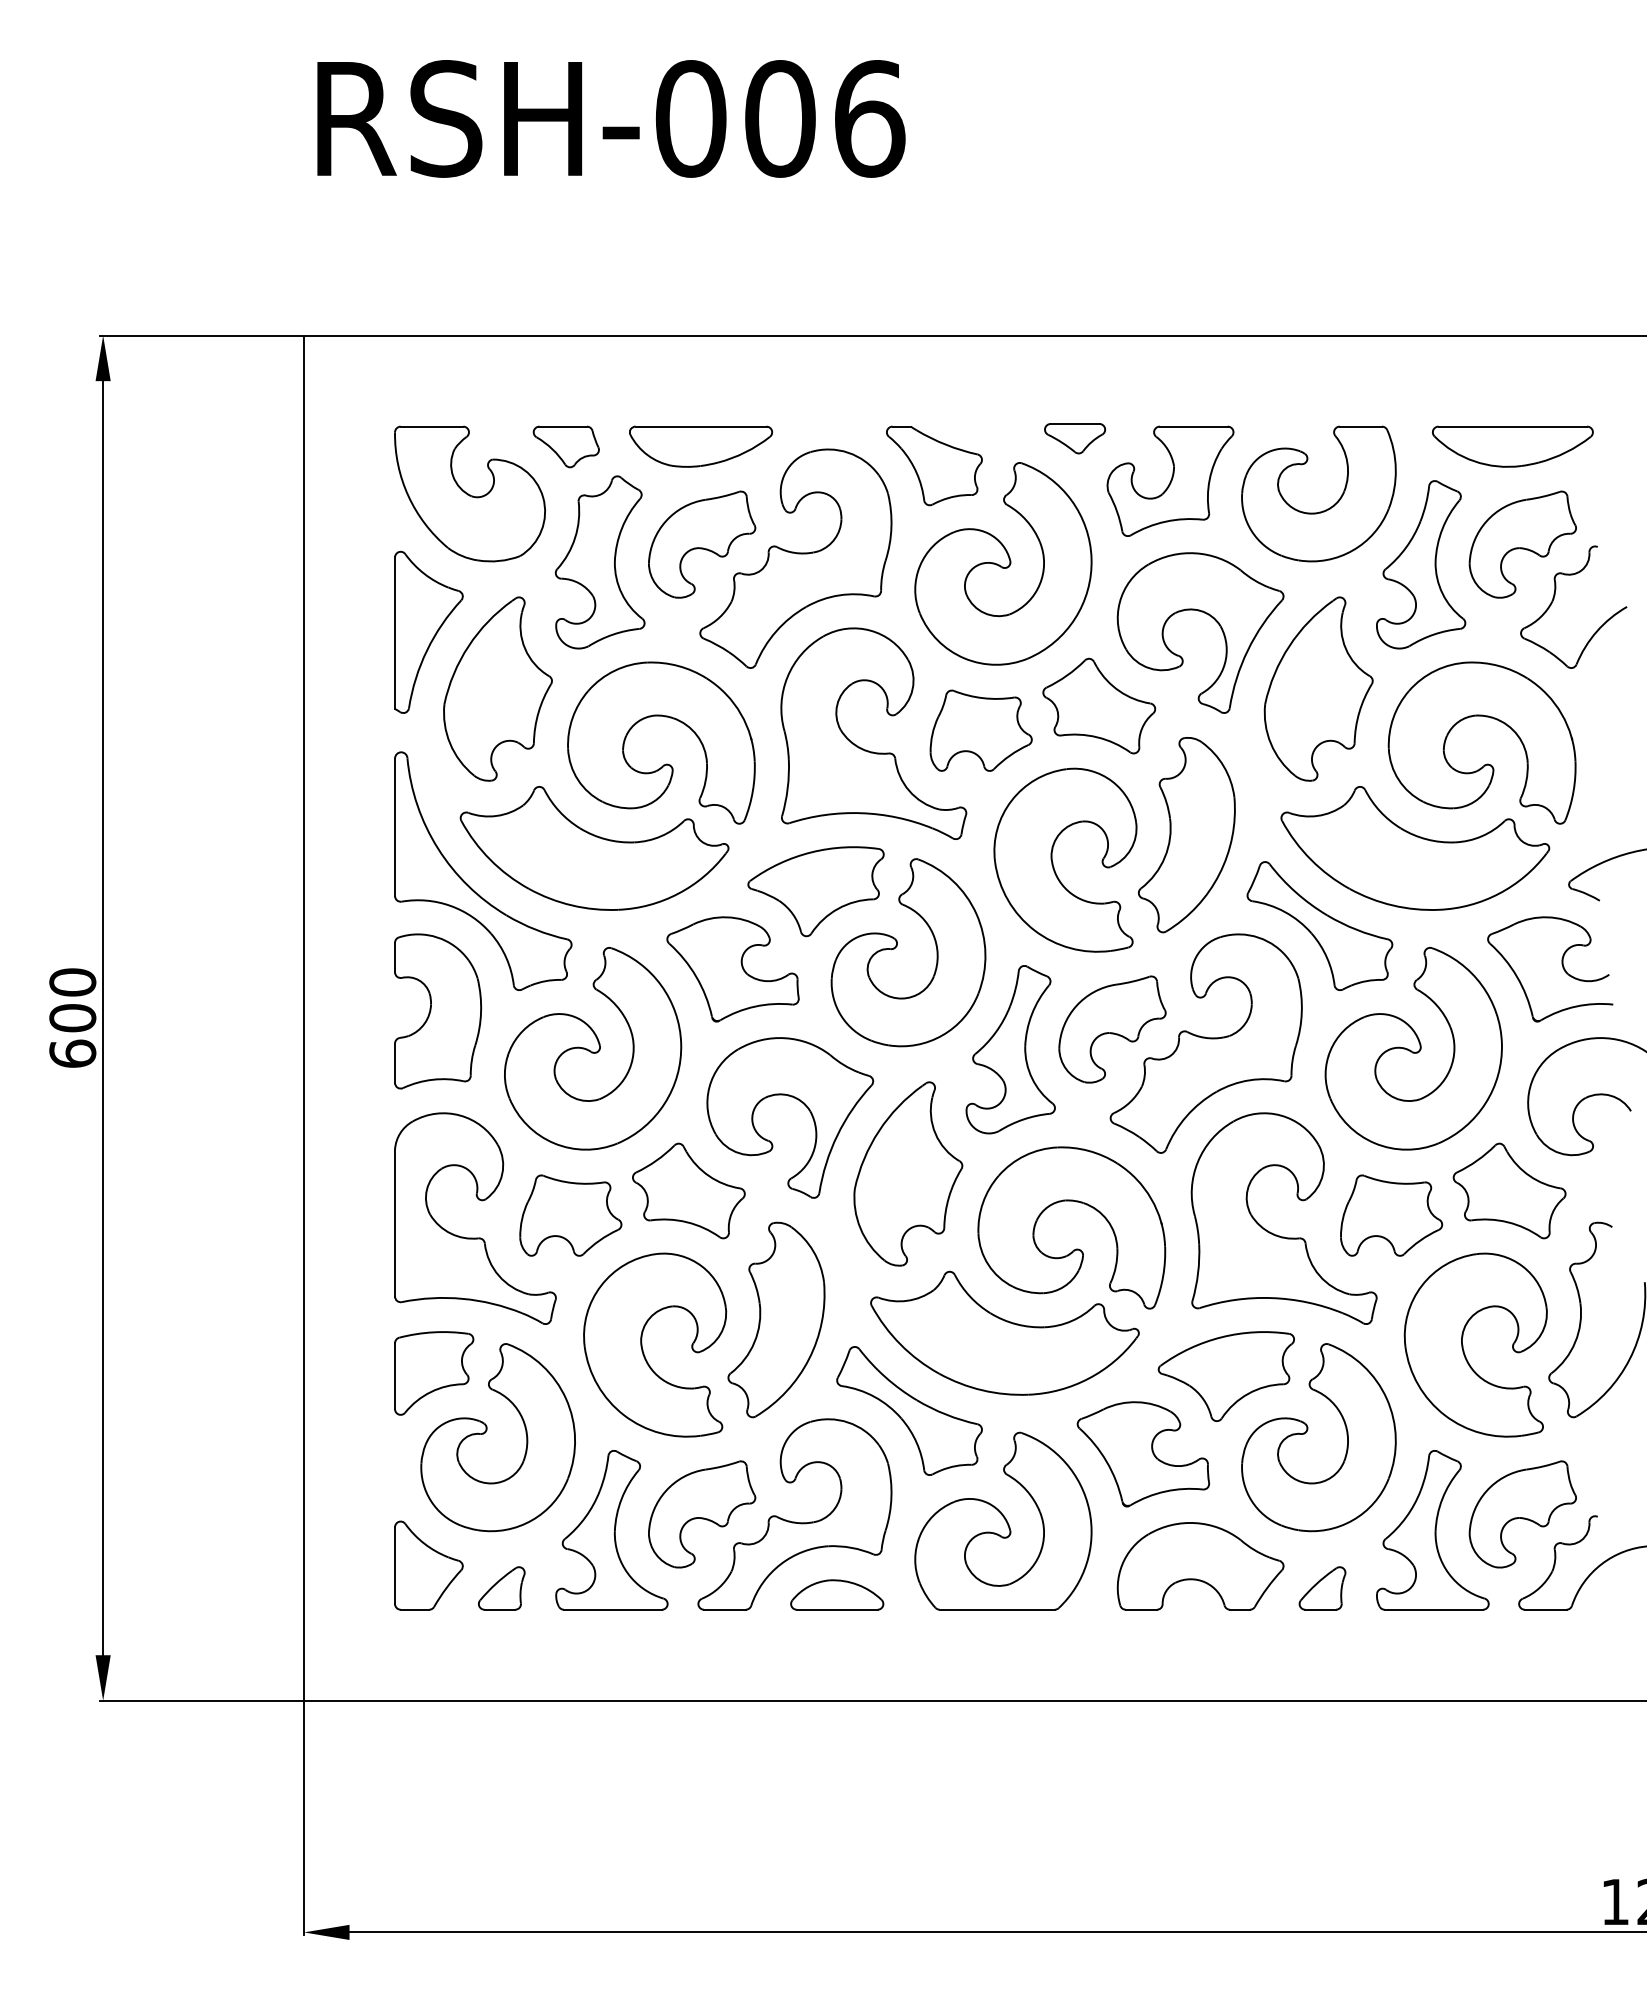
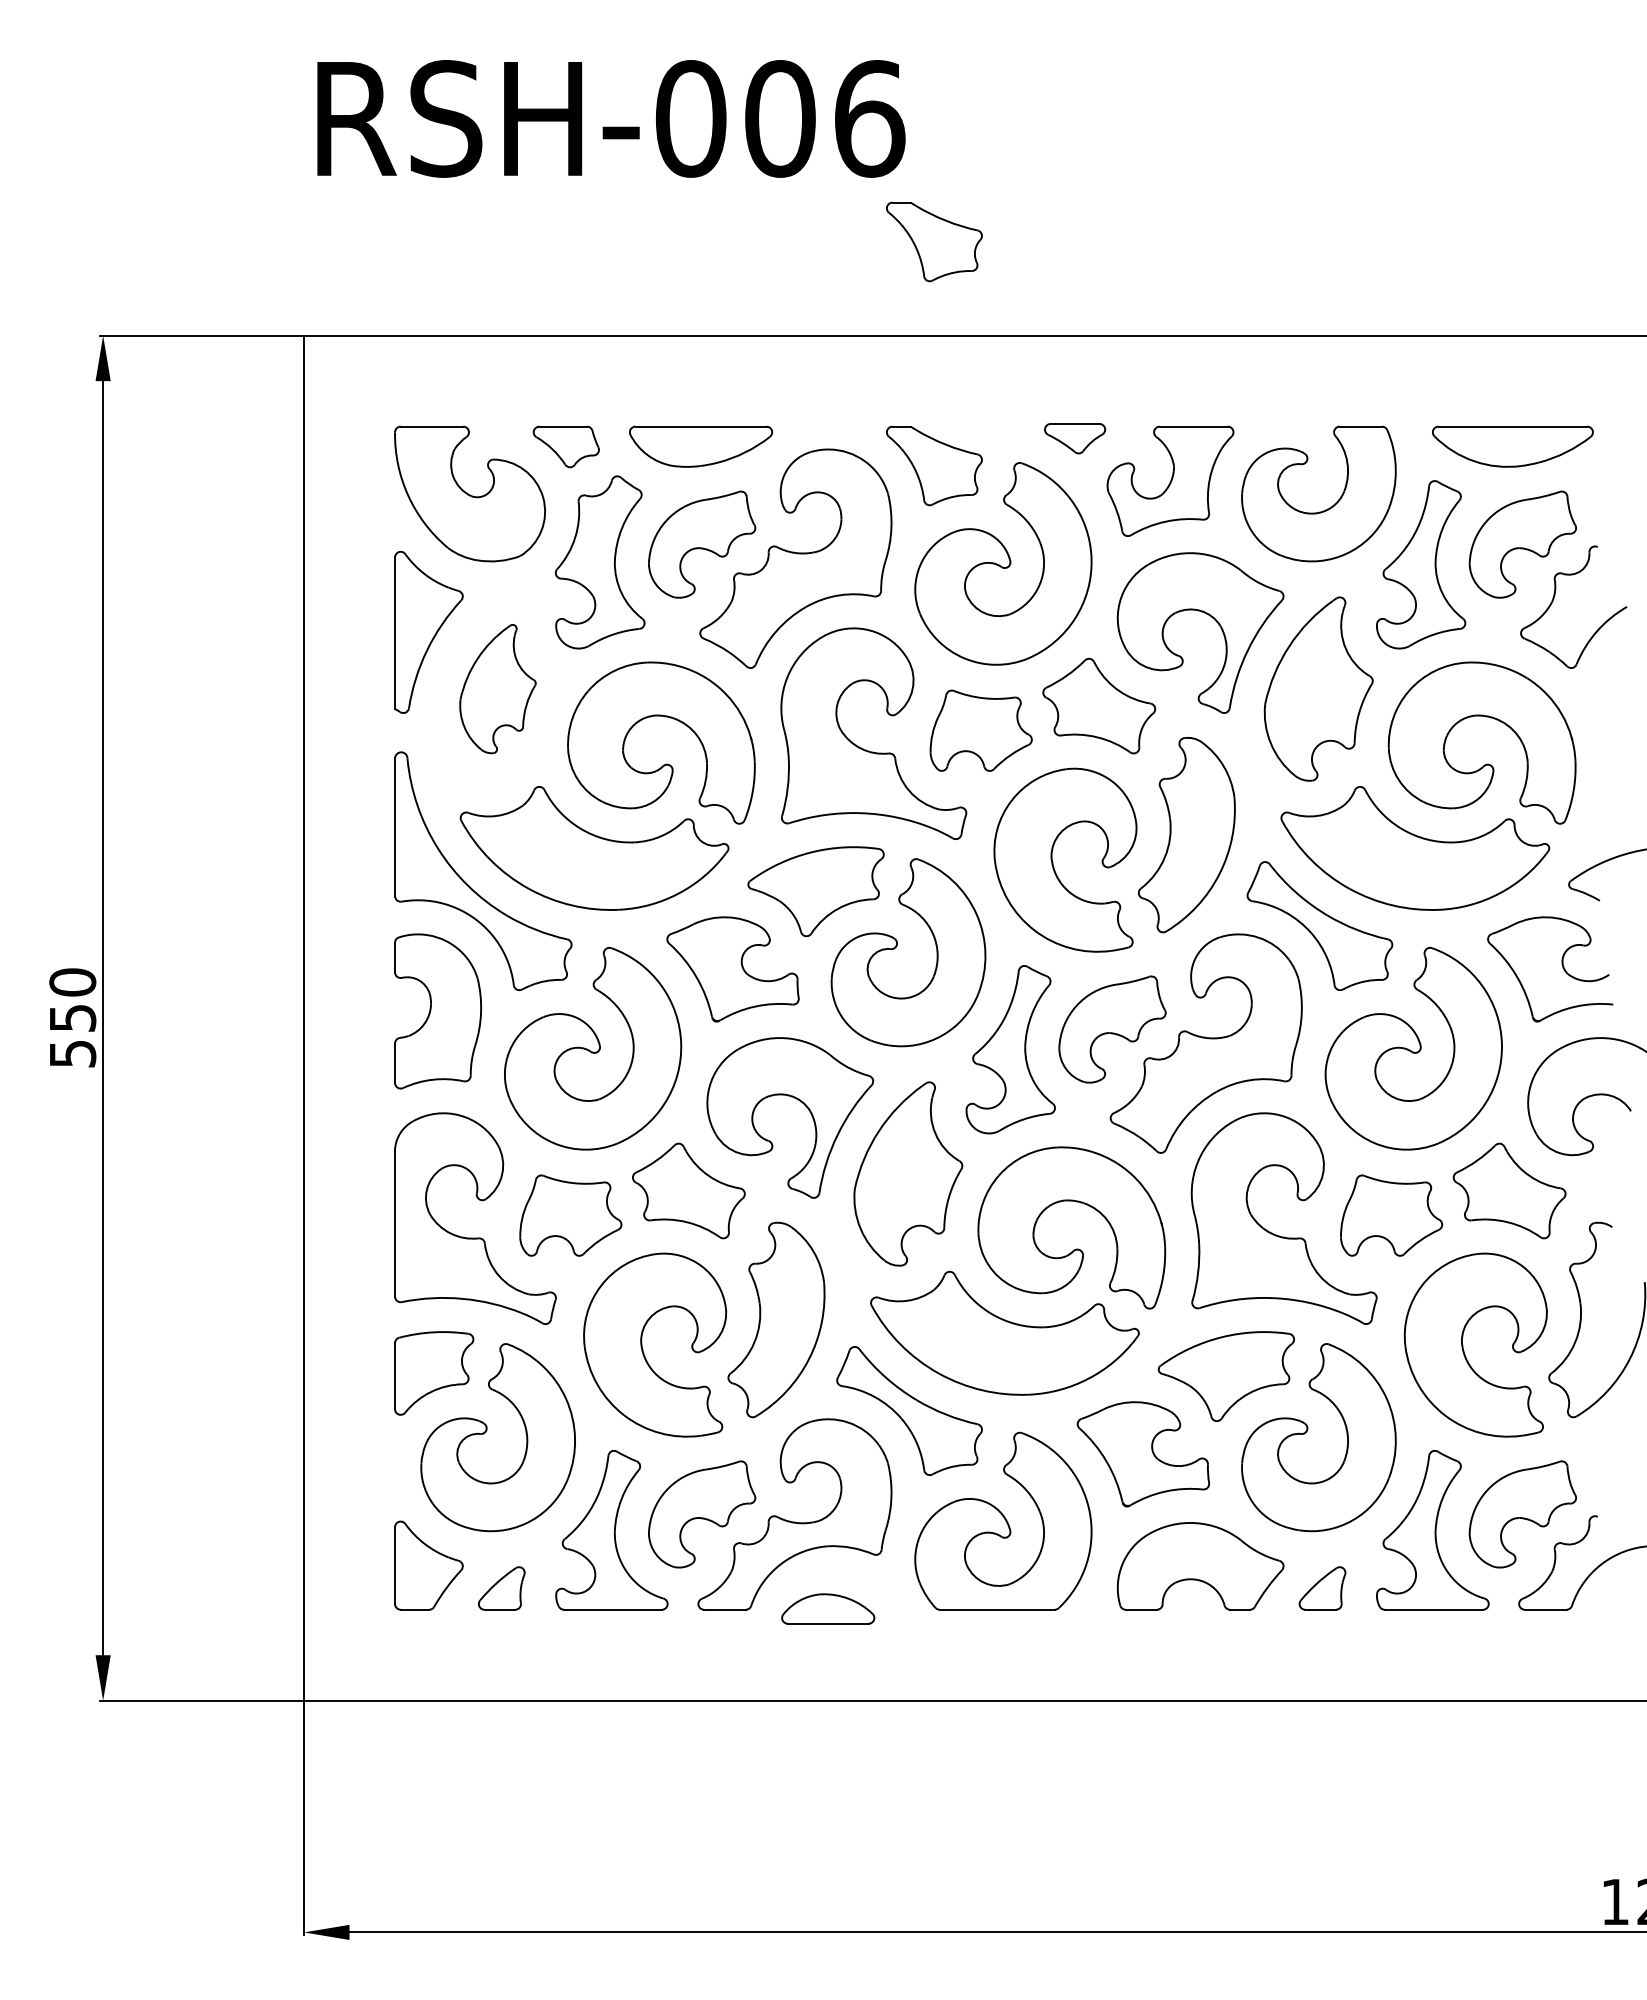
part: none -> present (934, 241)
part size: 110x186 px -> 78x131 px (497, 689)
text: 600 -> 550 (72, 1035)
part position: (837, 1594) -> (828, 1608) (828, 1608)
